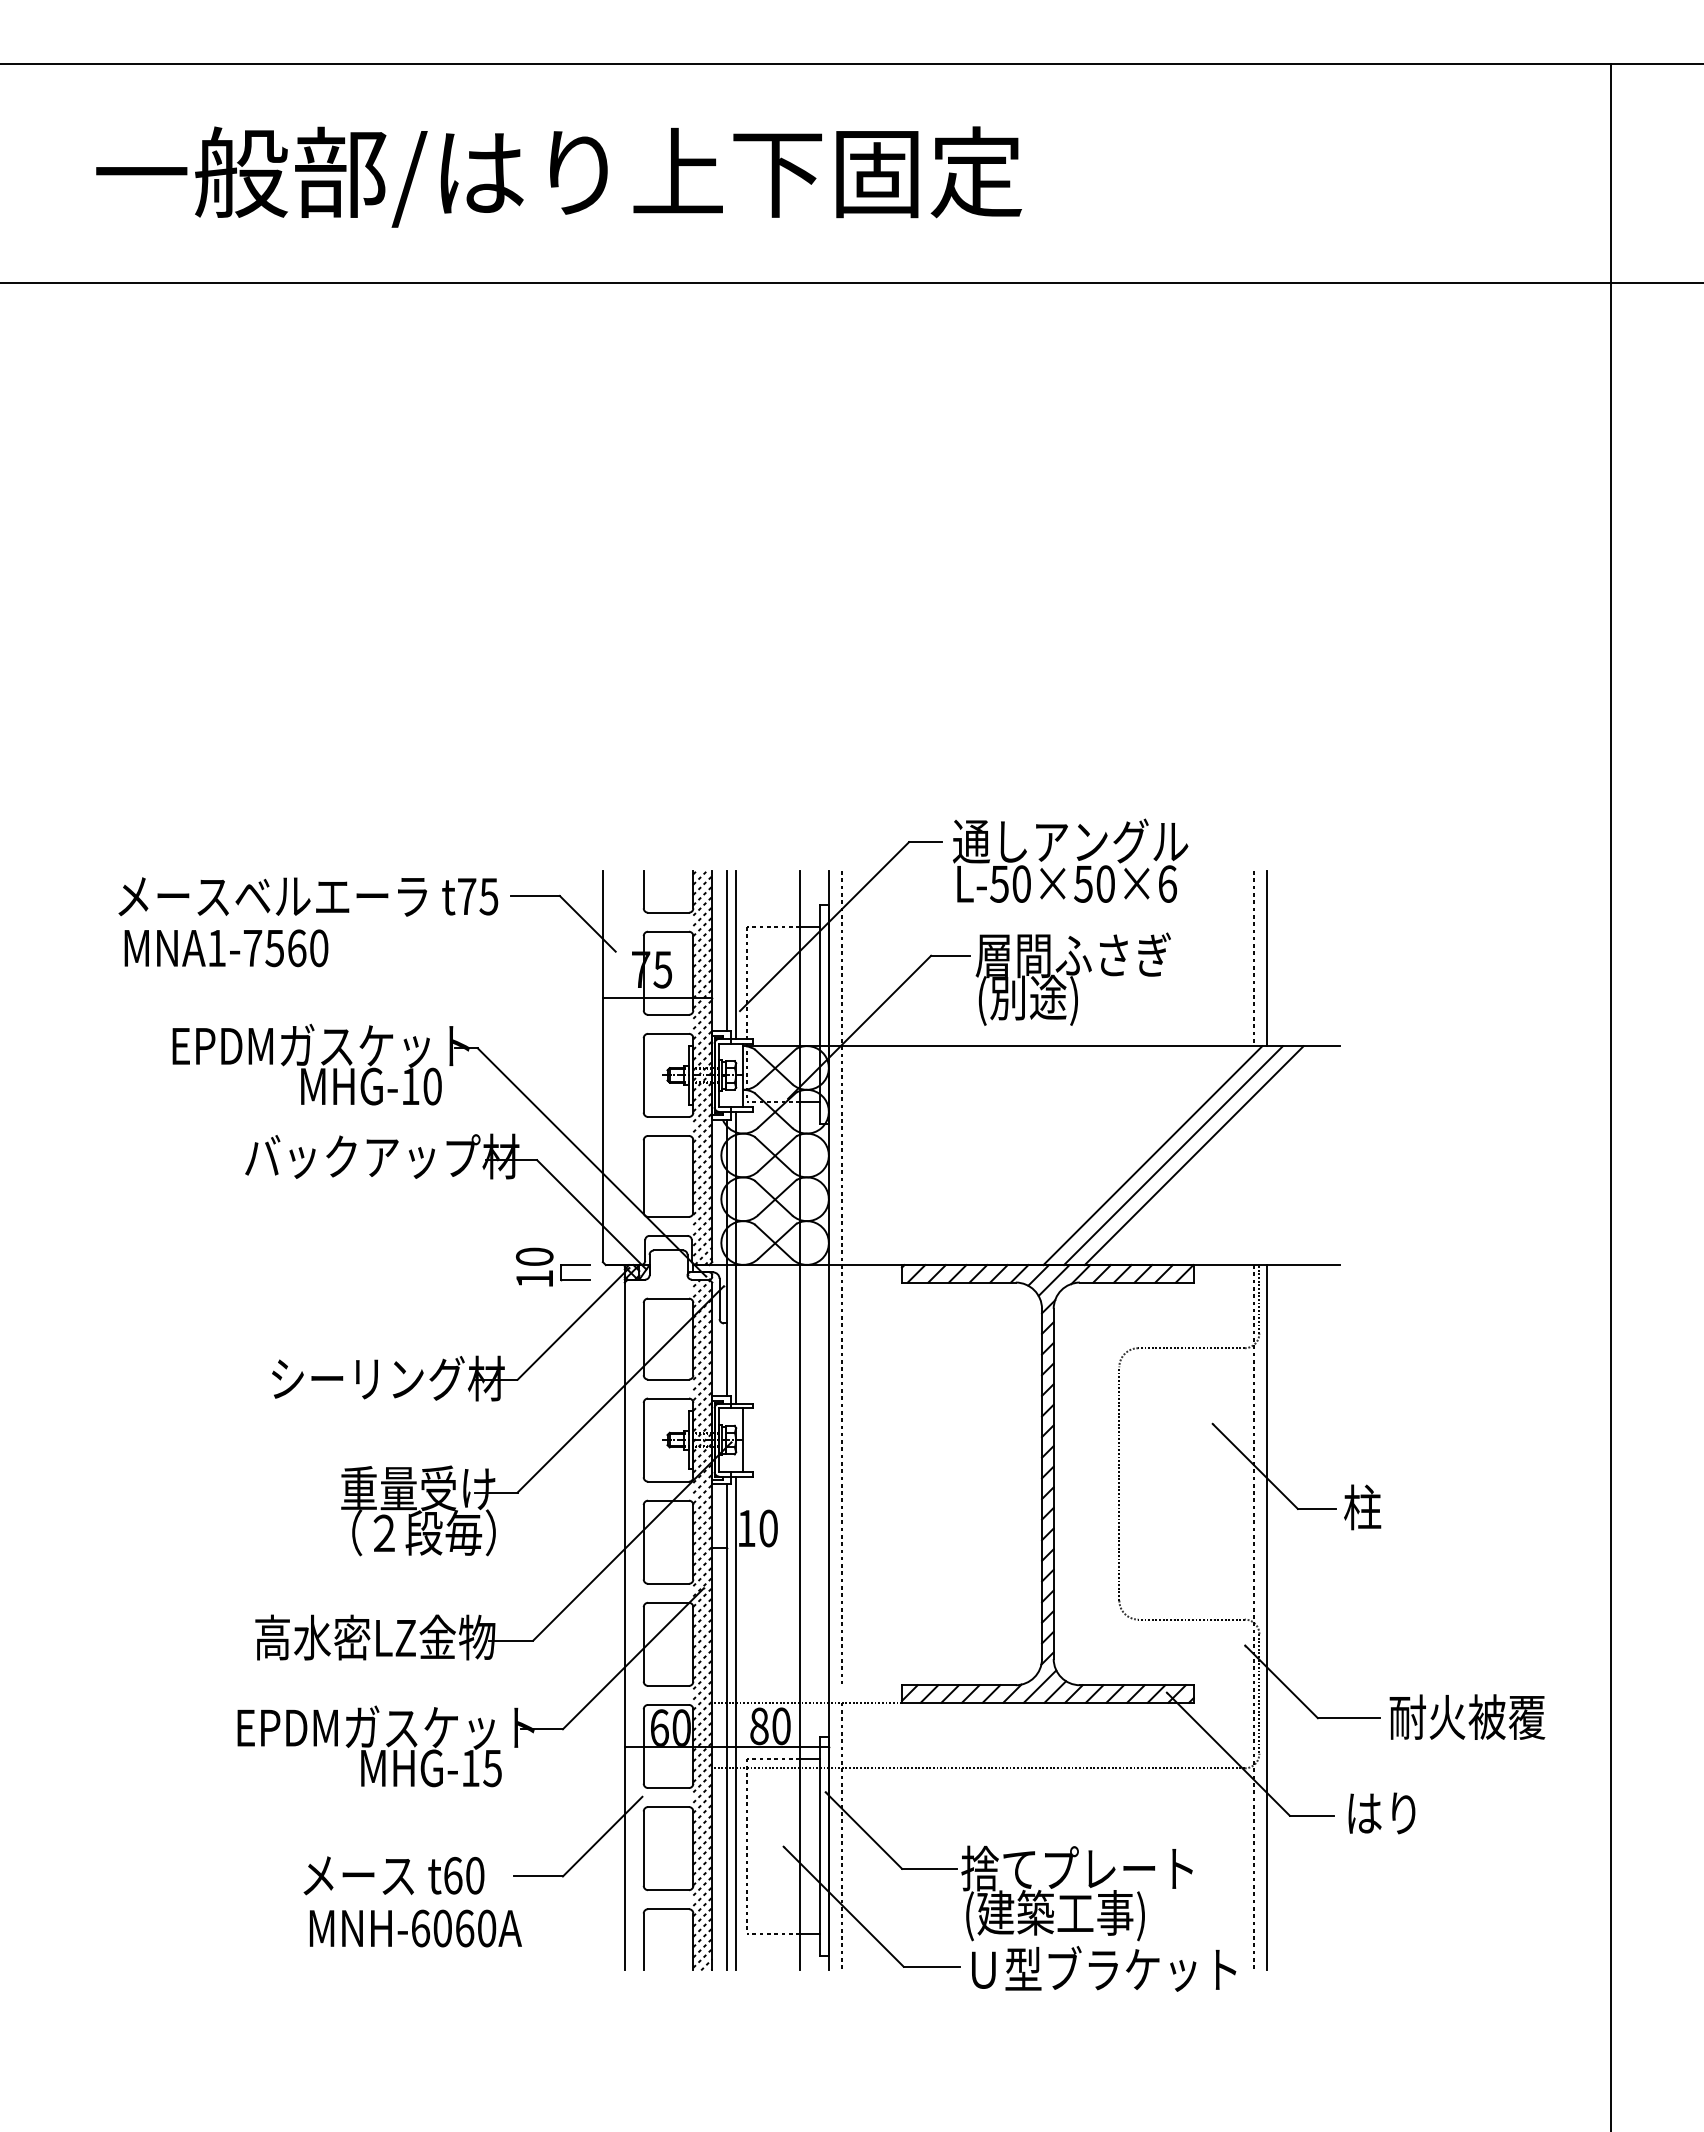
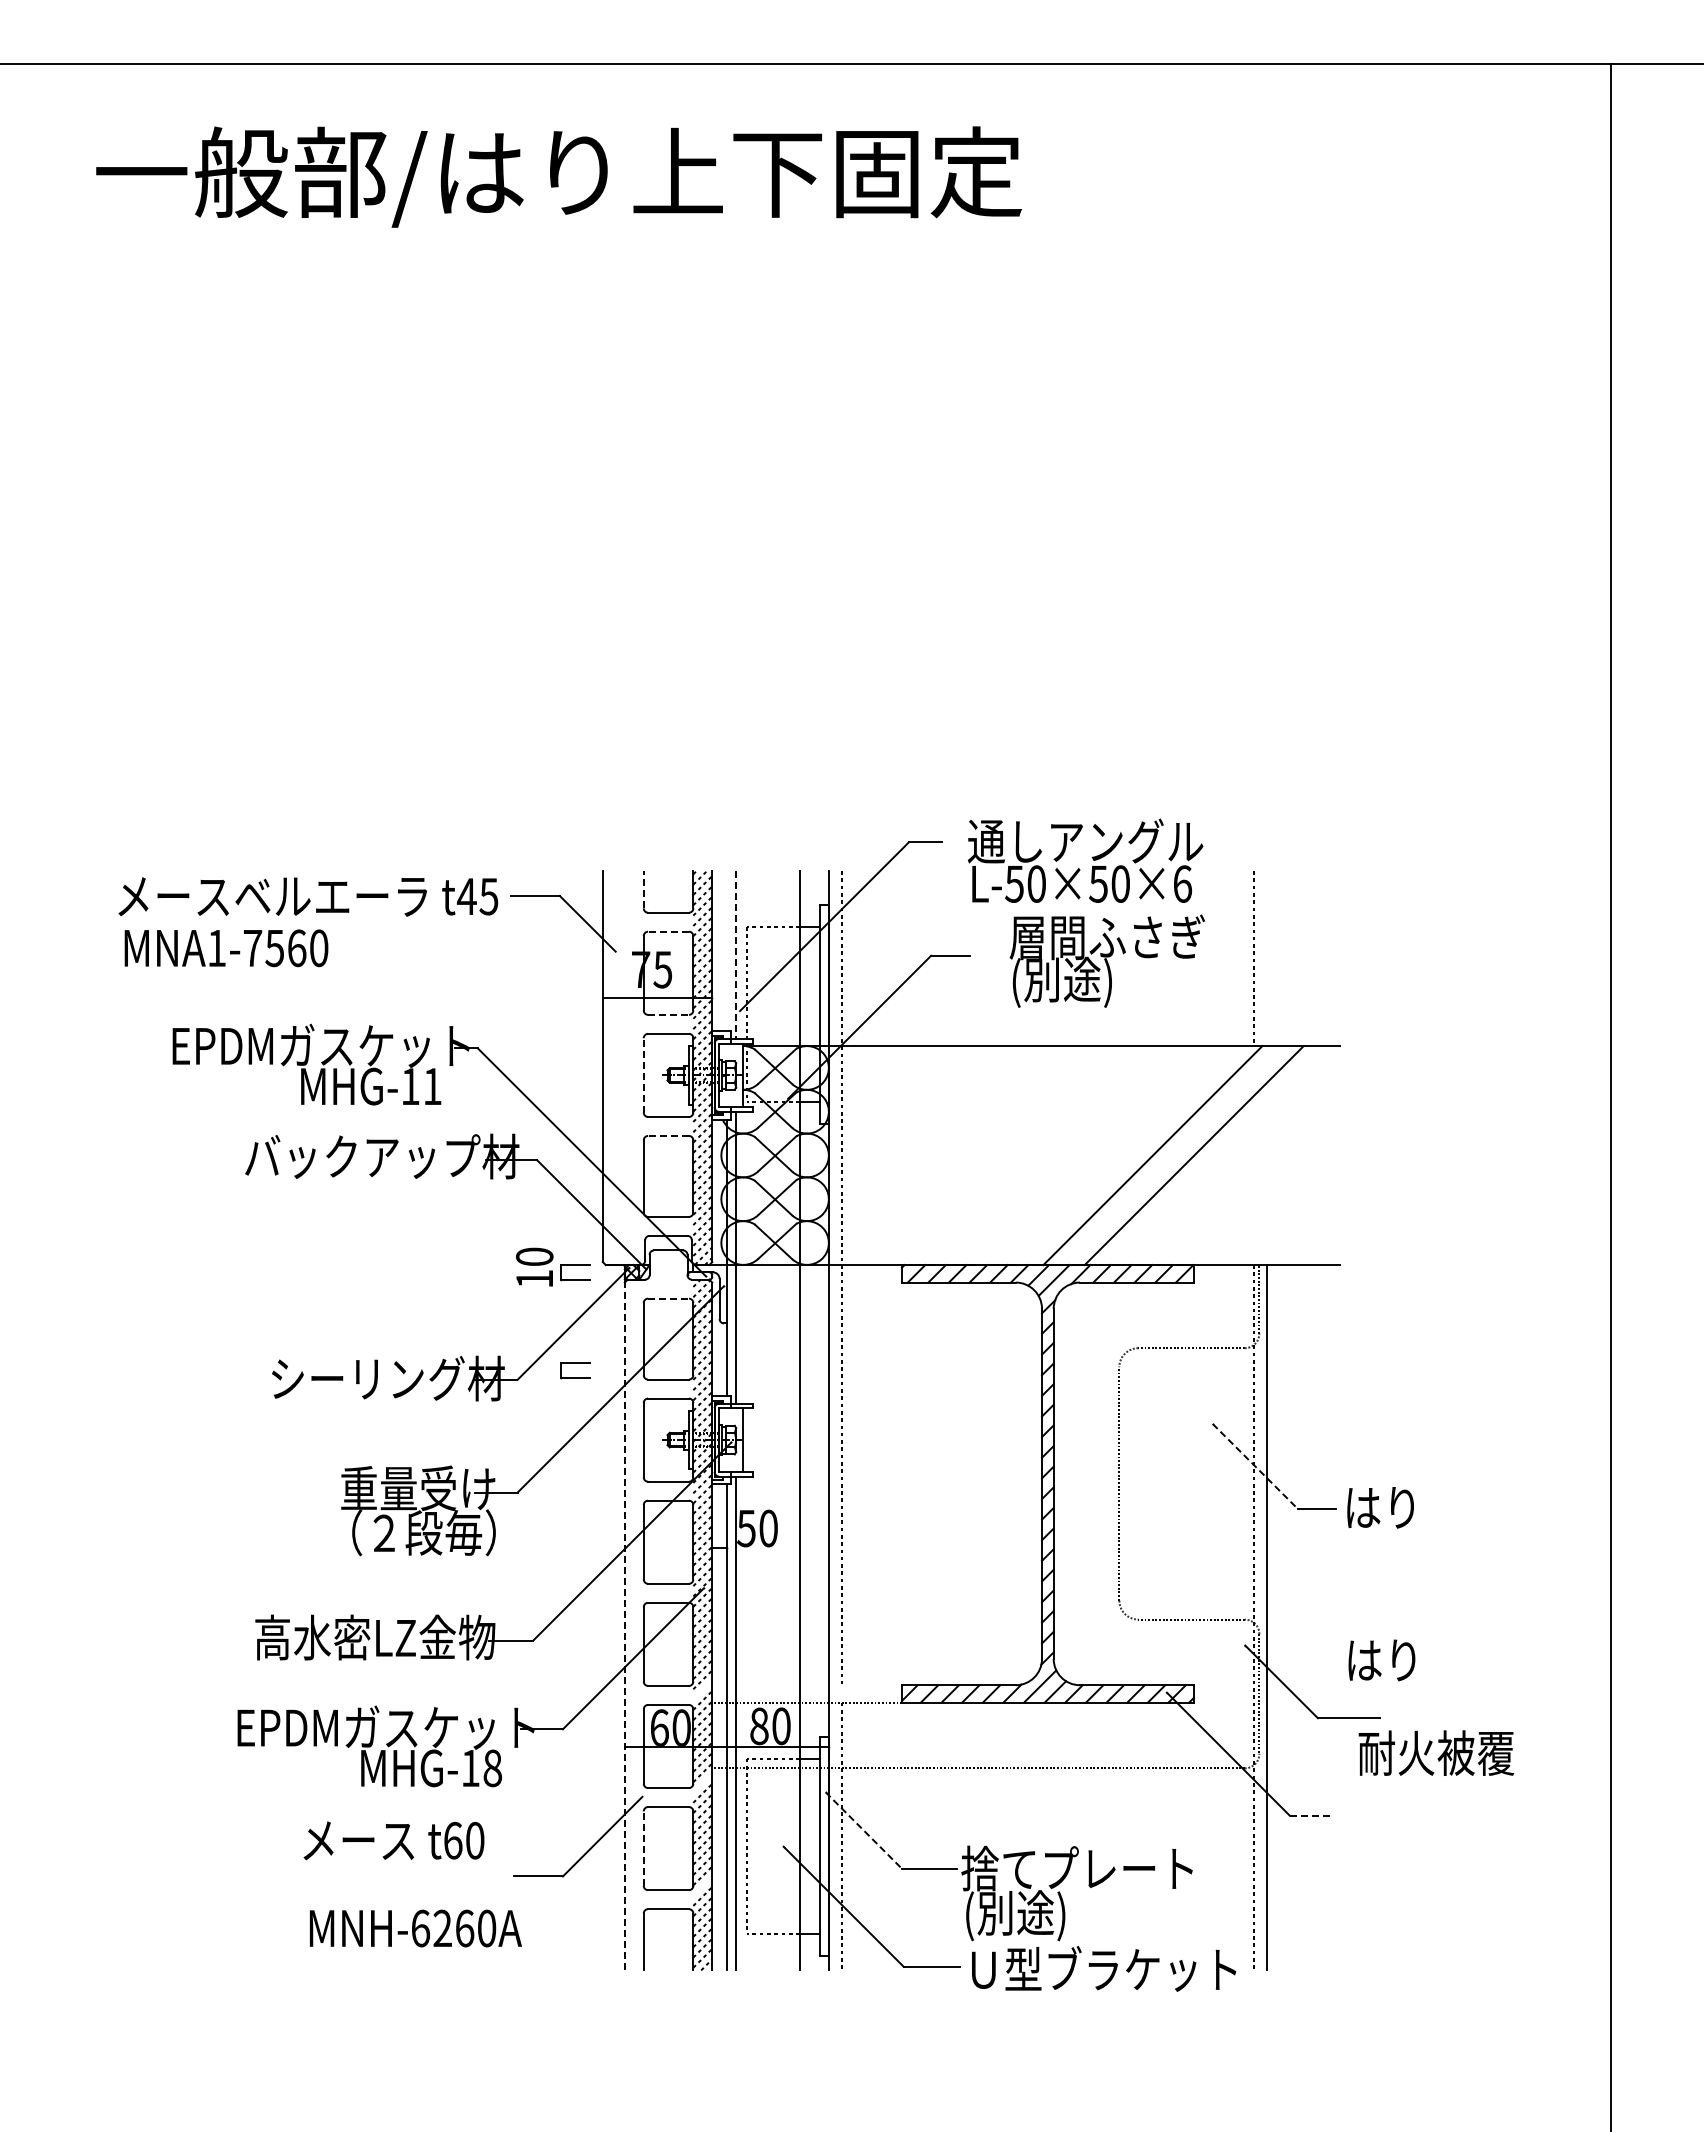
line: present -> none (851, 282)
text position: (1070, 860) -> (1085, 860) (1085, 860)
line: solid -> dashed (643, 889)
text: t75 -> t45 (466, 896)
line: solid -> dashed (668, 931)
line: present -> none (726, 951)
line: solid -> dashed (735, 955)
line: present -> none (1266, 958)
text position: (1072, 978) -> (1106, 960) (1106, 960)
line: solid -> dashed (669, 1014)
line: solid -> dashed (643, 1074)
text: MHG-10 -> MHG-11 (432, 1086)
line: solid -> dashed (668, 1135)
line: present -> none (1173, 1155)
line: solid -> dashed (669, 1298)
part: none -> present (575, 1363)
line: solid -> dashed (1255, 1466)
text: 柱 -> はり (1378, 1507)
text: 10 -> 50 (746, 1528)
line: solid -> dashed (624, 1626)
line: present -> none (702, 1689)
text position: (1467, 1716) -> (1436, 1752) (1436, 1752)
text: MHG-15 -> MHG-18 (492, 1768)
line: present -> none (702, 1782)
text position: (1381, 1813) -> (1381, 1660) (1381, 1660)
line: solid -> dashed (1312, 1815)
line: solid -> dashed (864, 1830)
line: solid -> dashed (643, 1848)
text position: (393, 1875) -> (393, 1840) (393, 1840)
line: present -> none (702, 1885)
text: (建築工事) -> (別途) (1060, 1915)
text: MNH-6060A -> MNH-6260A (442, 1928)
